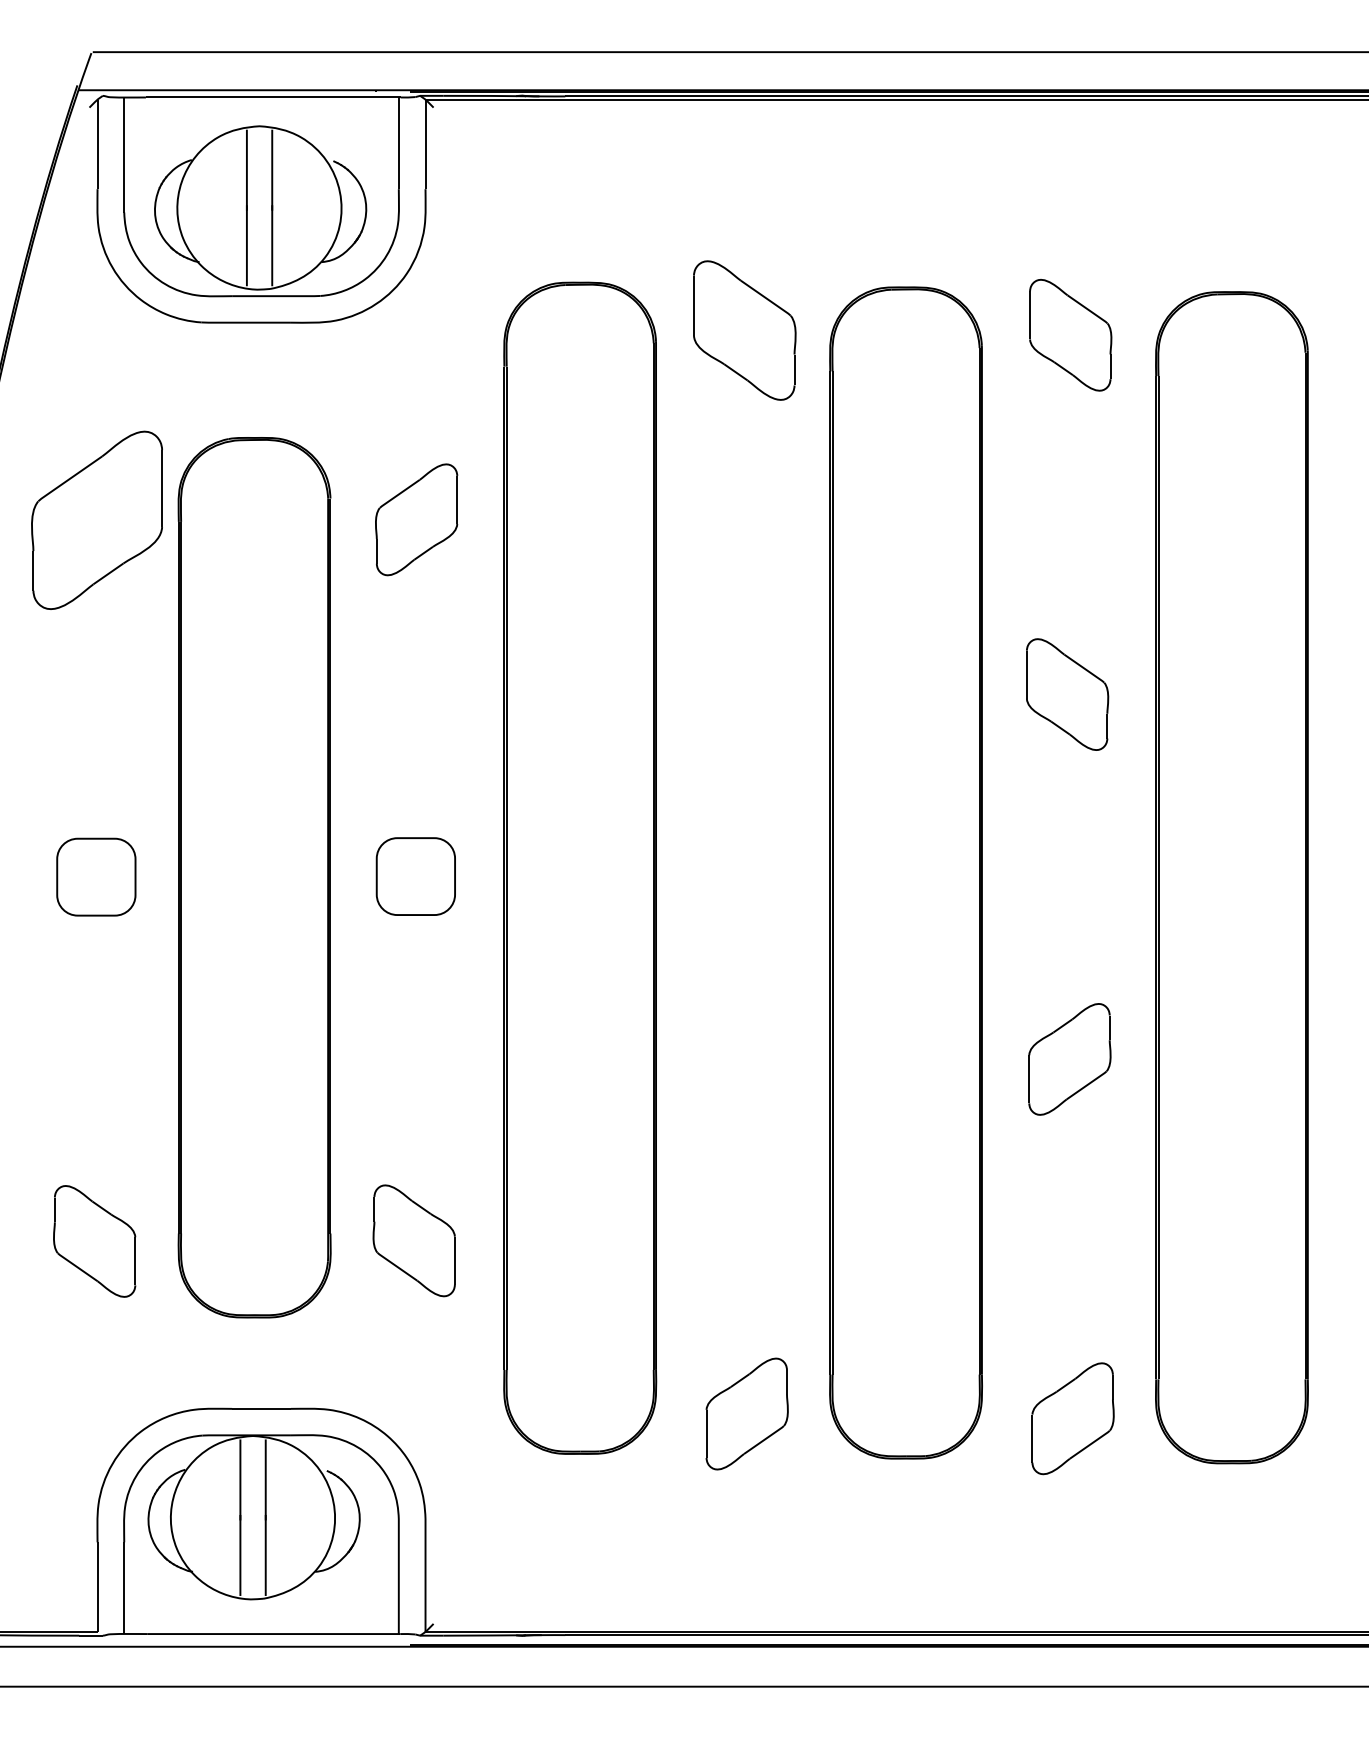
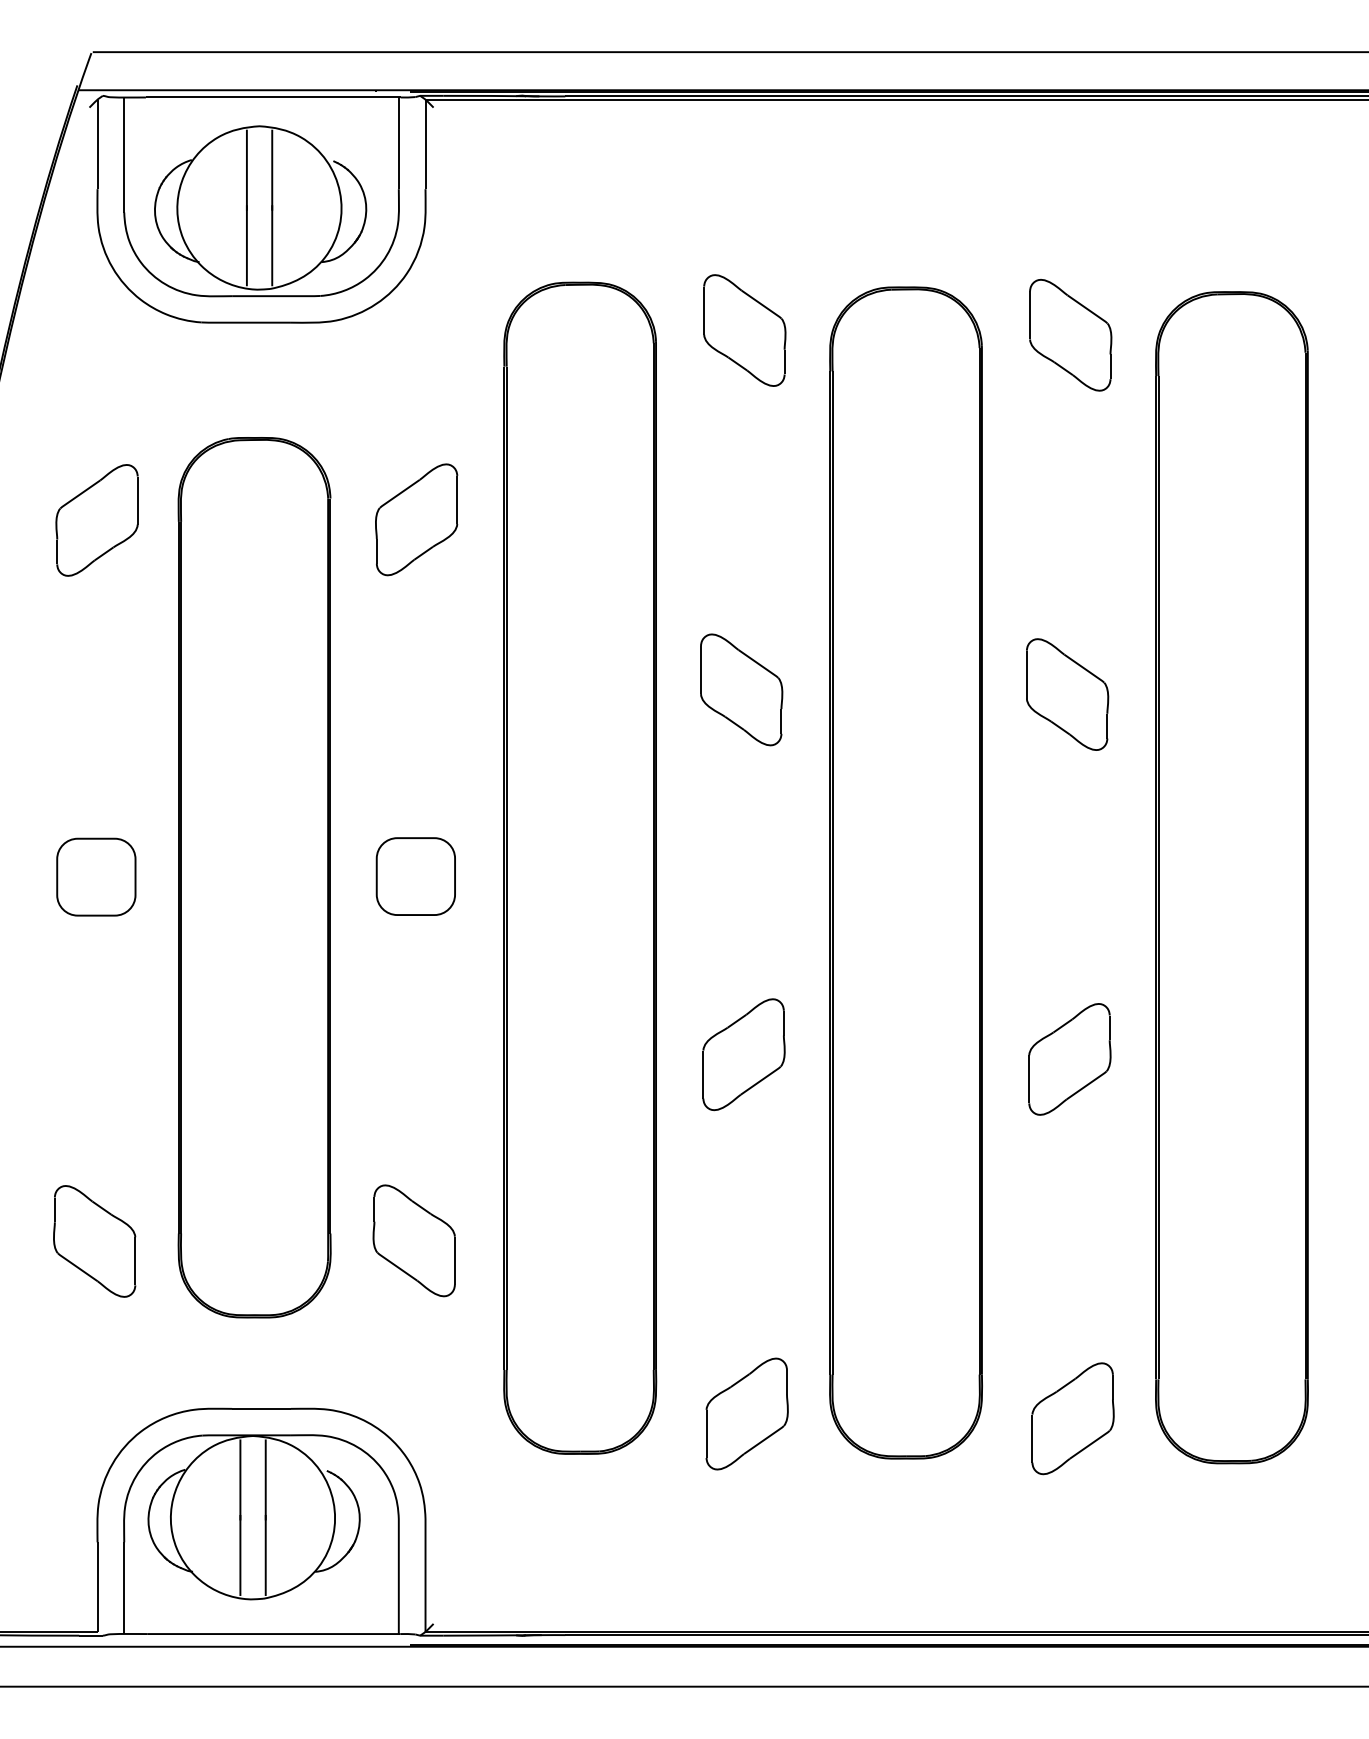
part size: 104x141 px -> 84x113 px (744, 330)
part size: 132x180 px -> 84x113 px (96, 520)
part: none -> present (741, 689)
part: none -> present (743, 1054)
